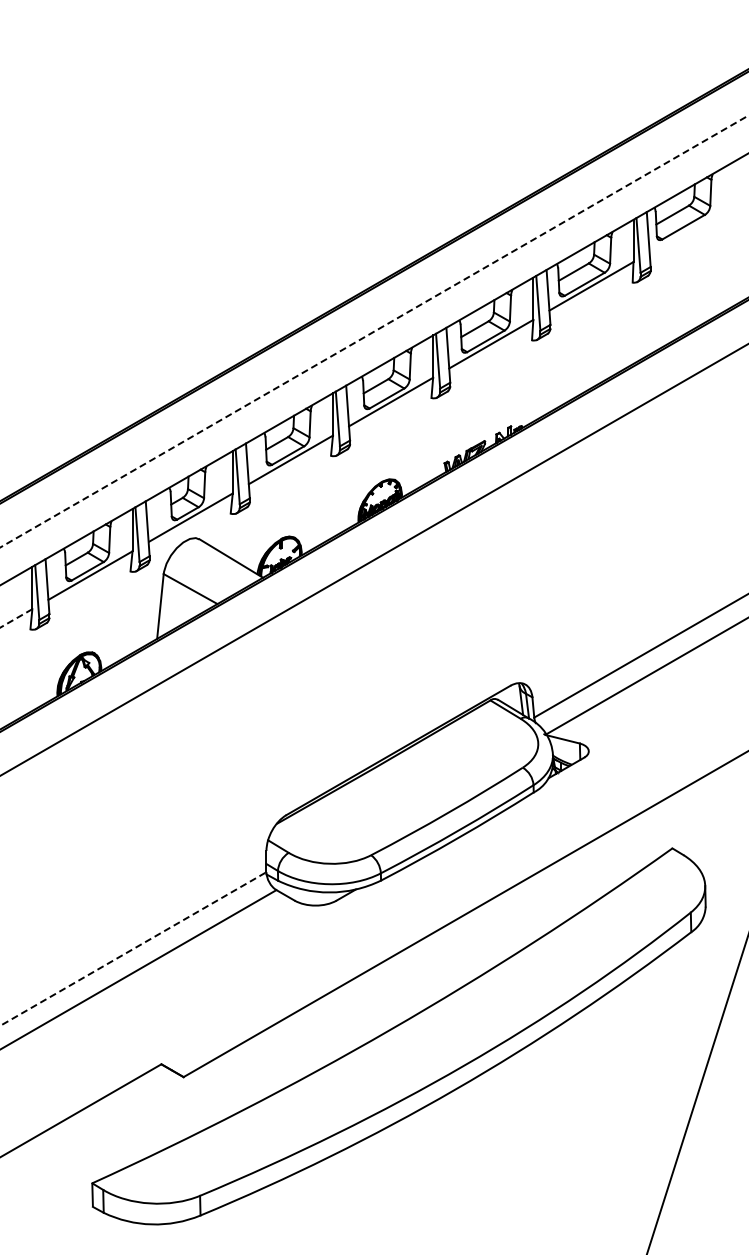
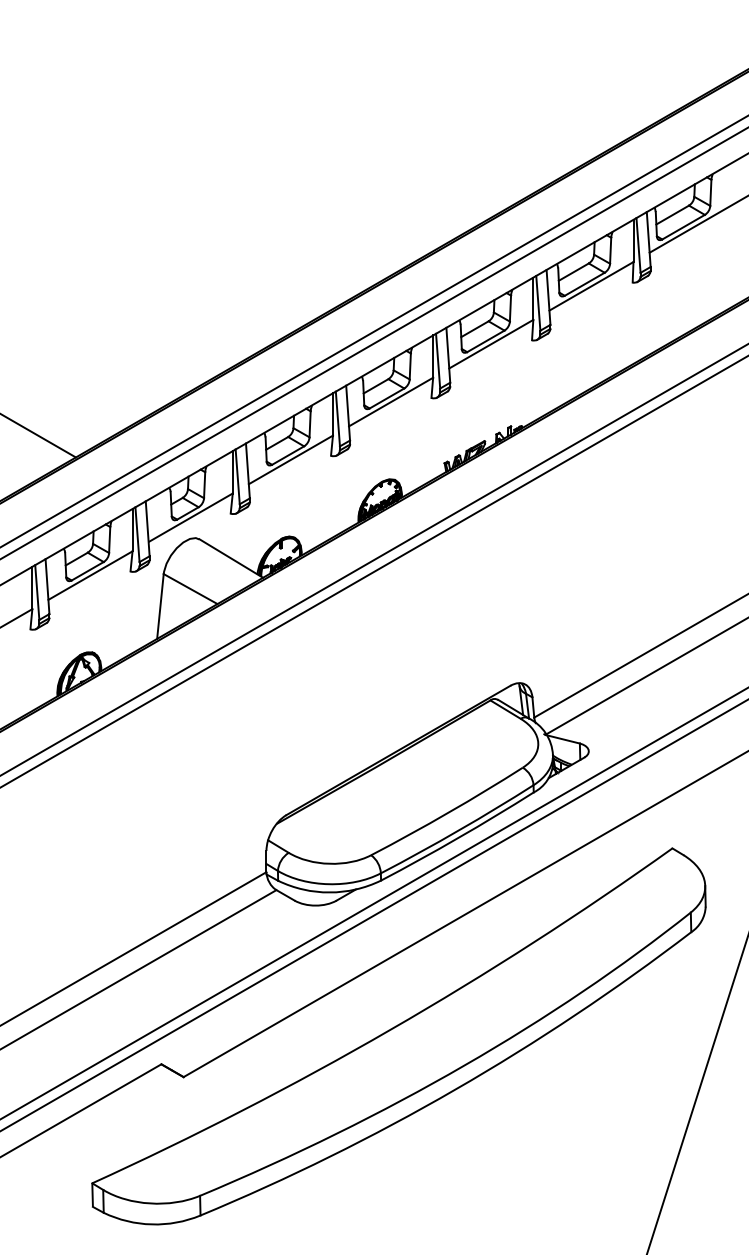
line: none -> present (697, 224)
line: dashed -> solid (374, 331)
line: none -> present (373, 343)
line: none -> present (38, 435)
line: none -> present (373, 571)
line: dashed -> solid (16, 618)
line: none -> present (373, 903)
line: none -> present (373, 915)
line: dashed -> solid (134, 948)
